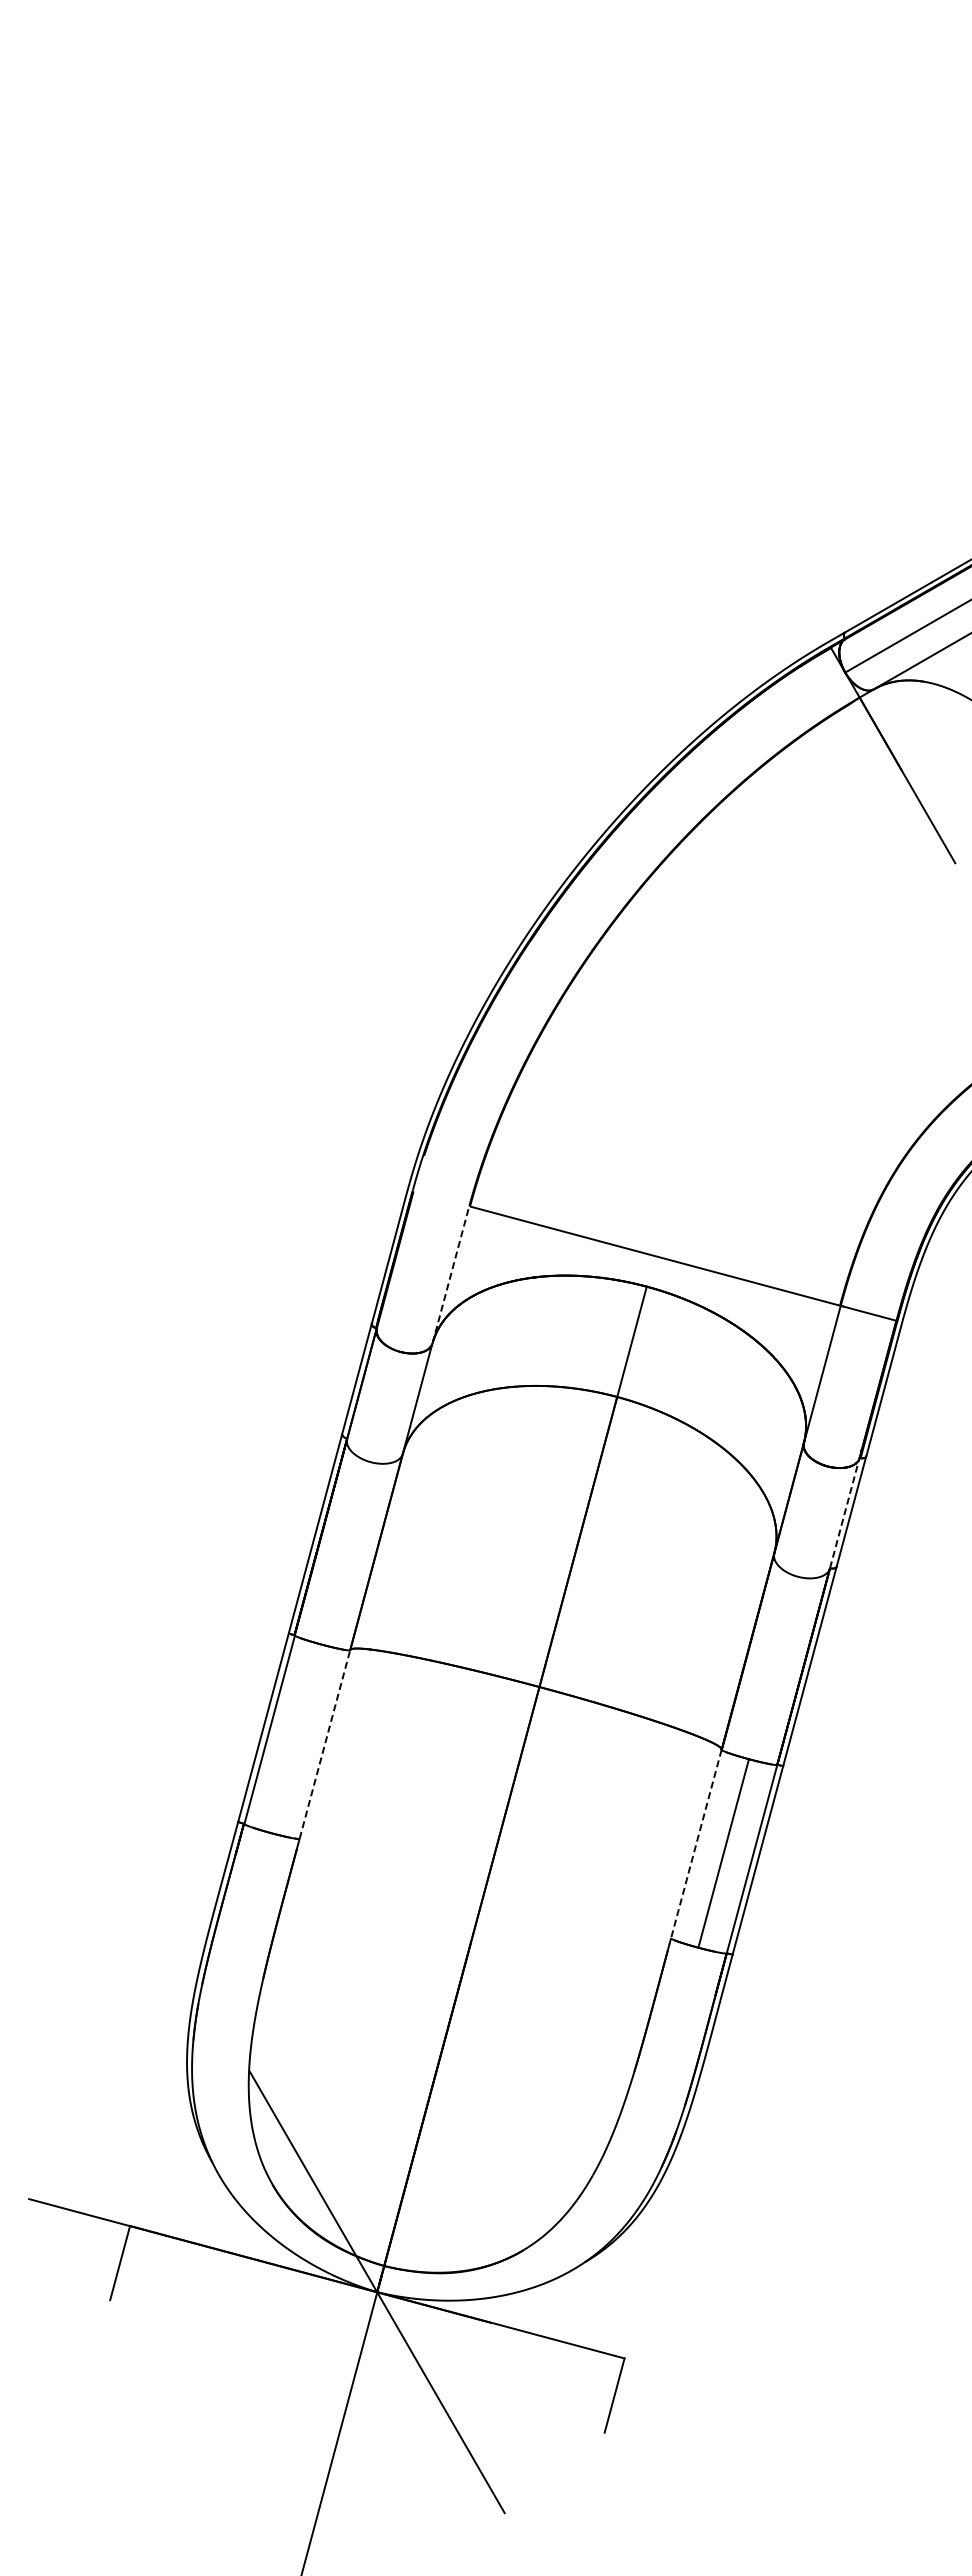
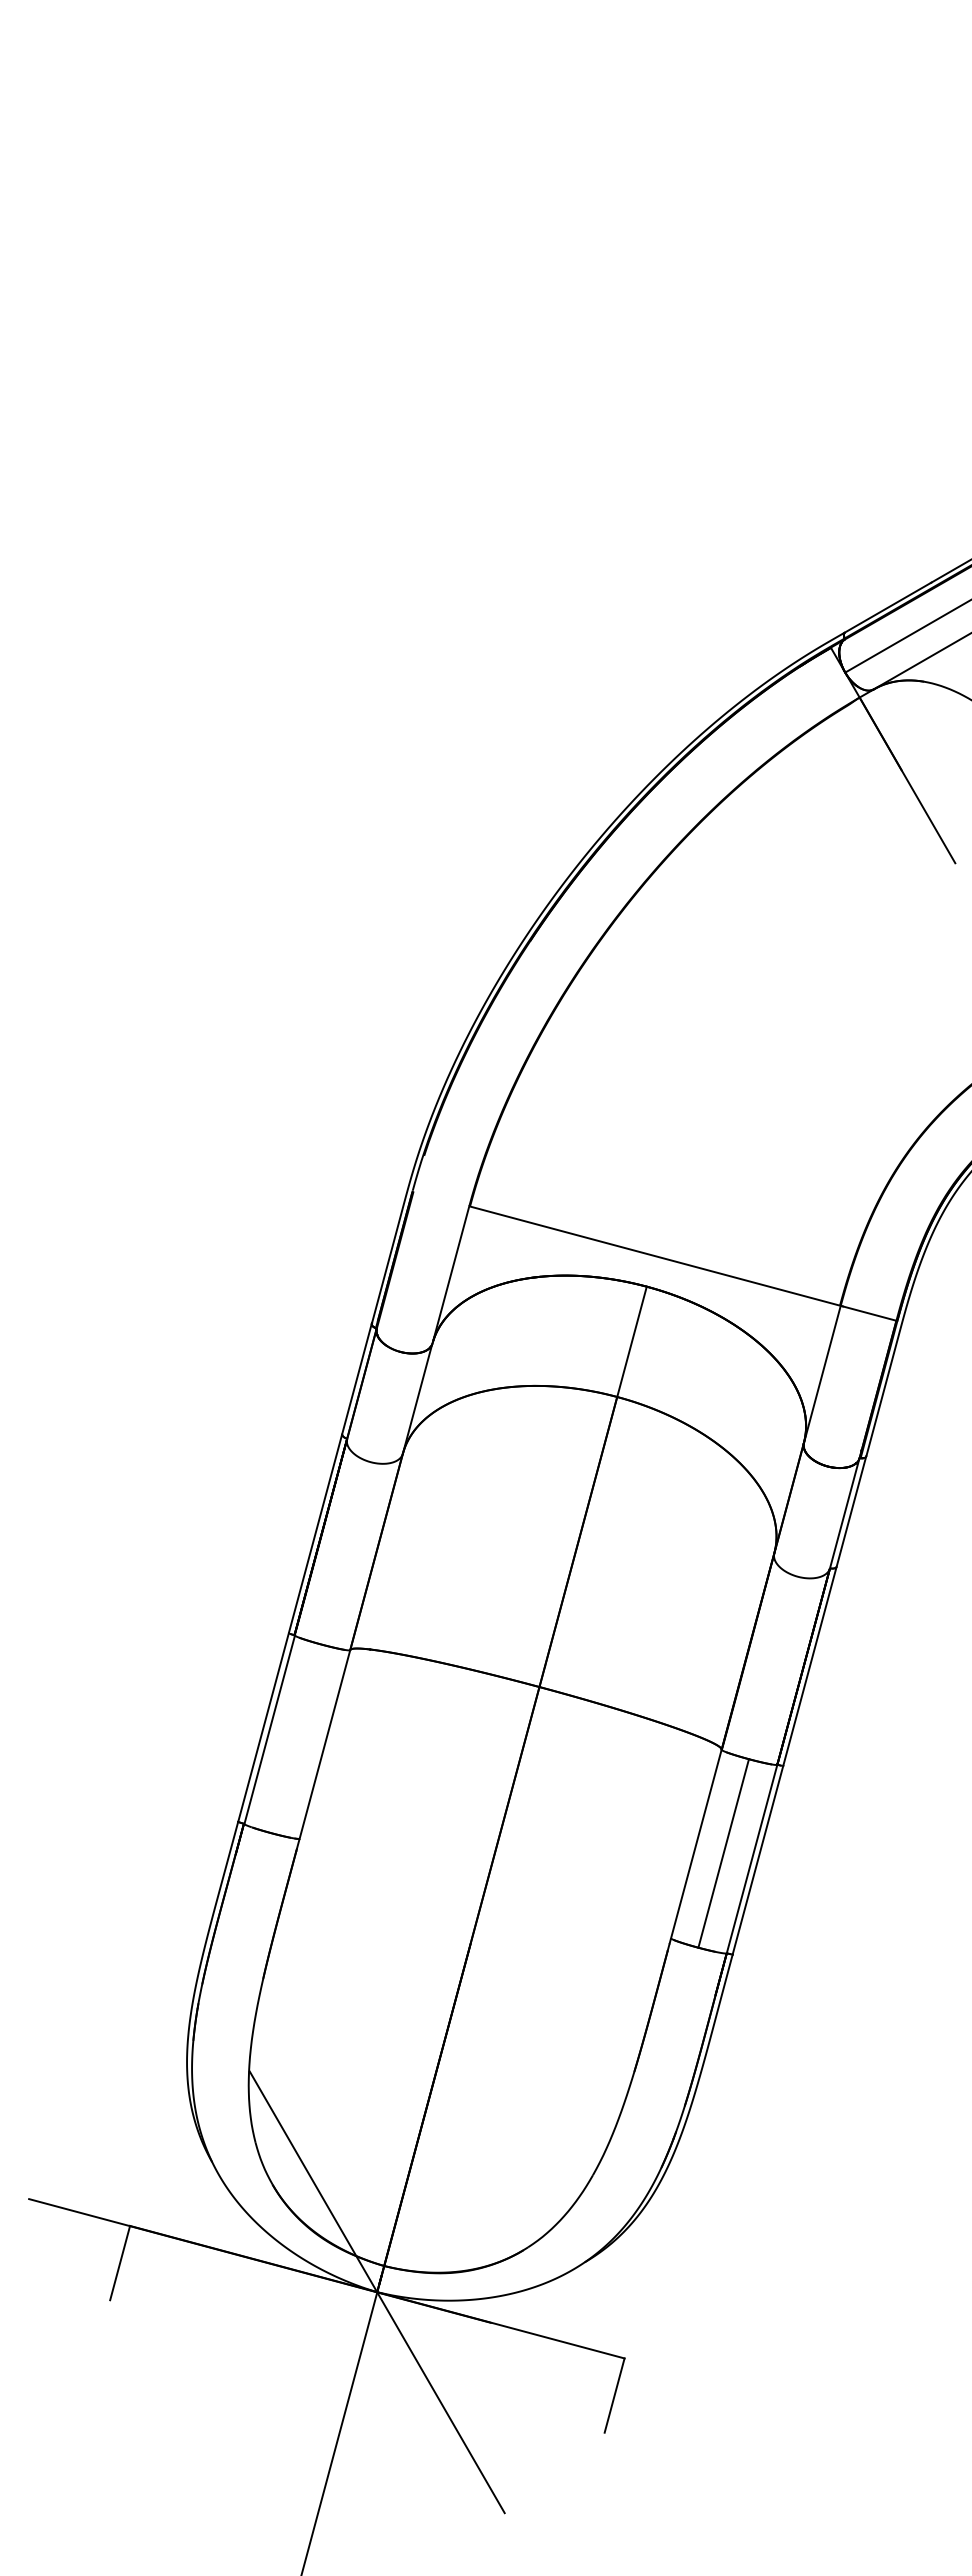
line: dashed -> solid (450, 1274)
line: dashed -> solid (844, 1513)
line: dashed -> solid (324, 1744)
line: dashed -> solid (696, 1844)
